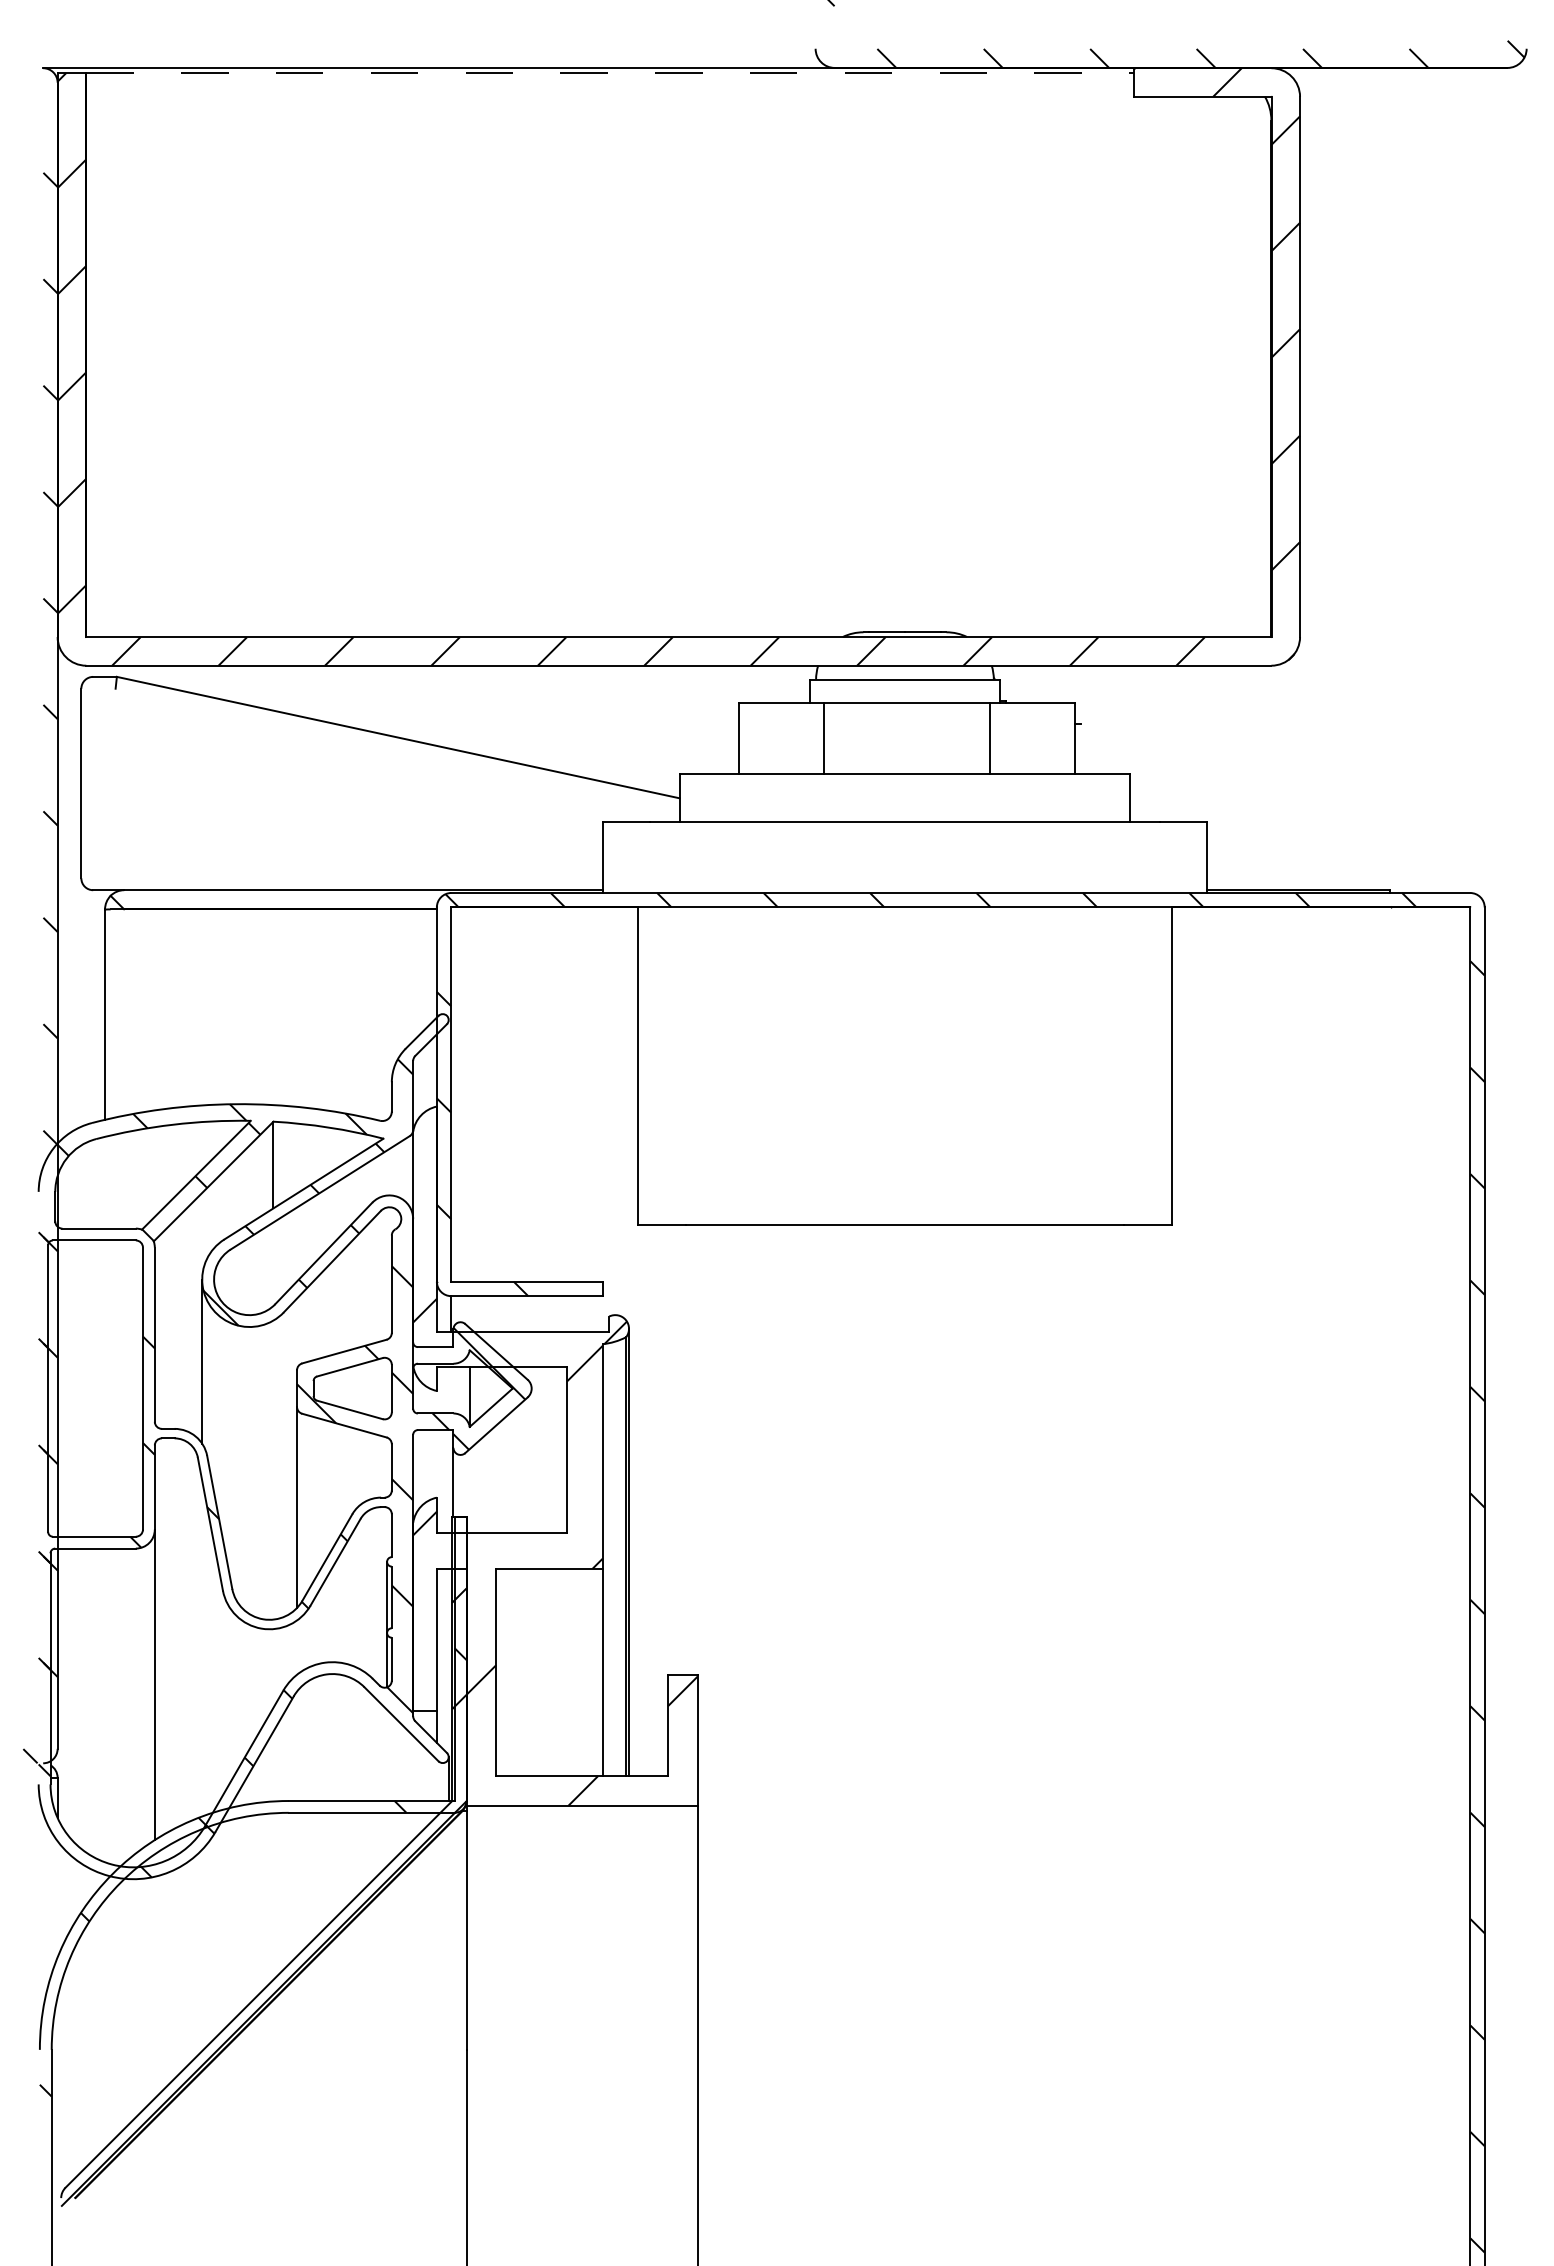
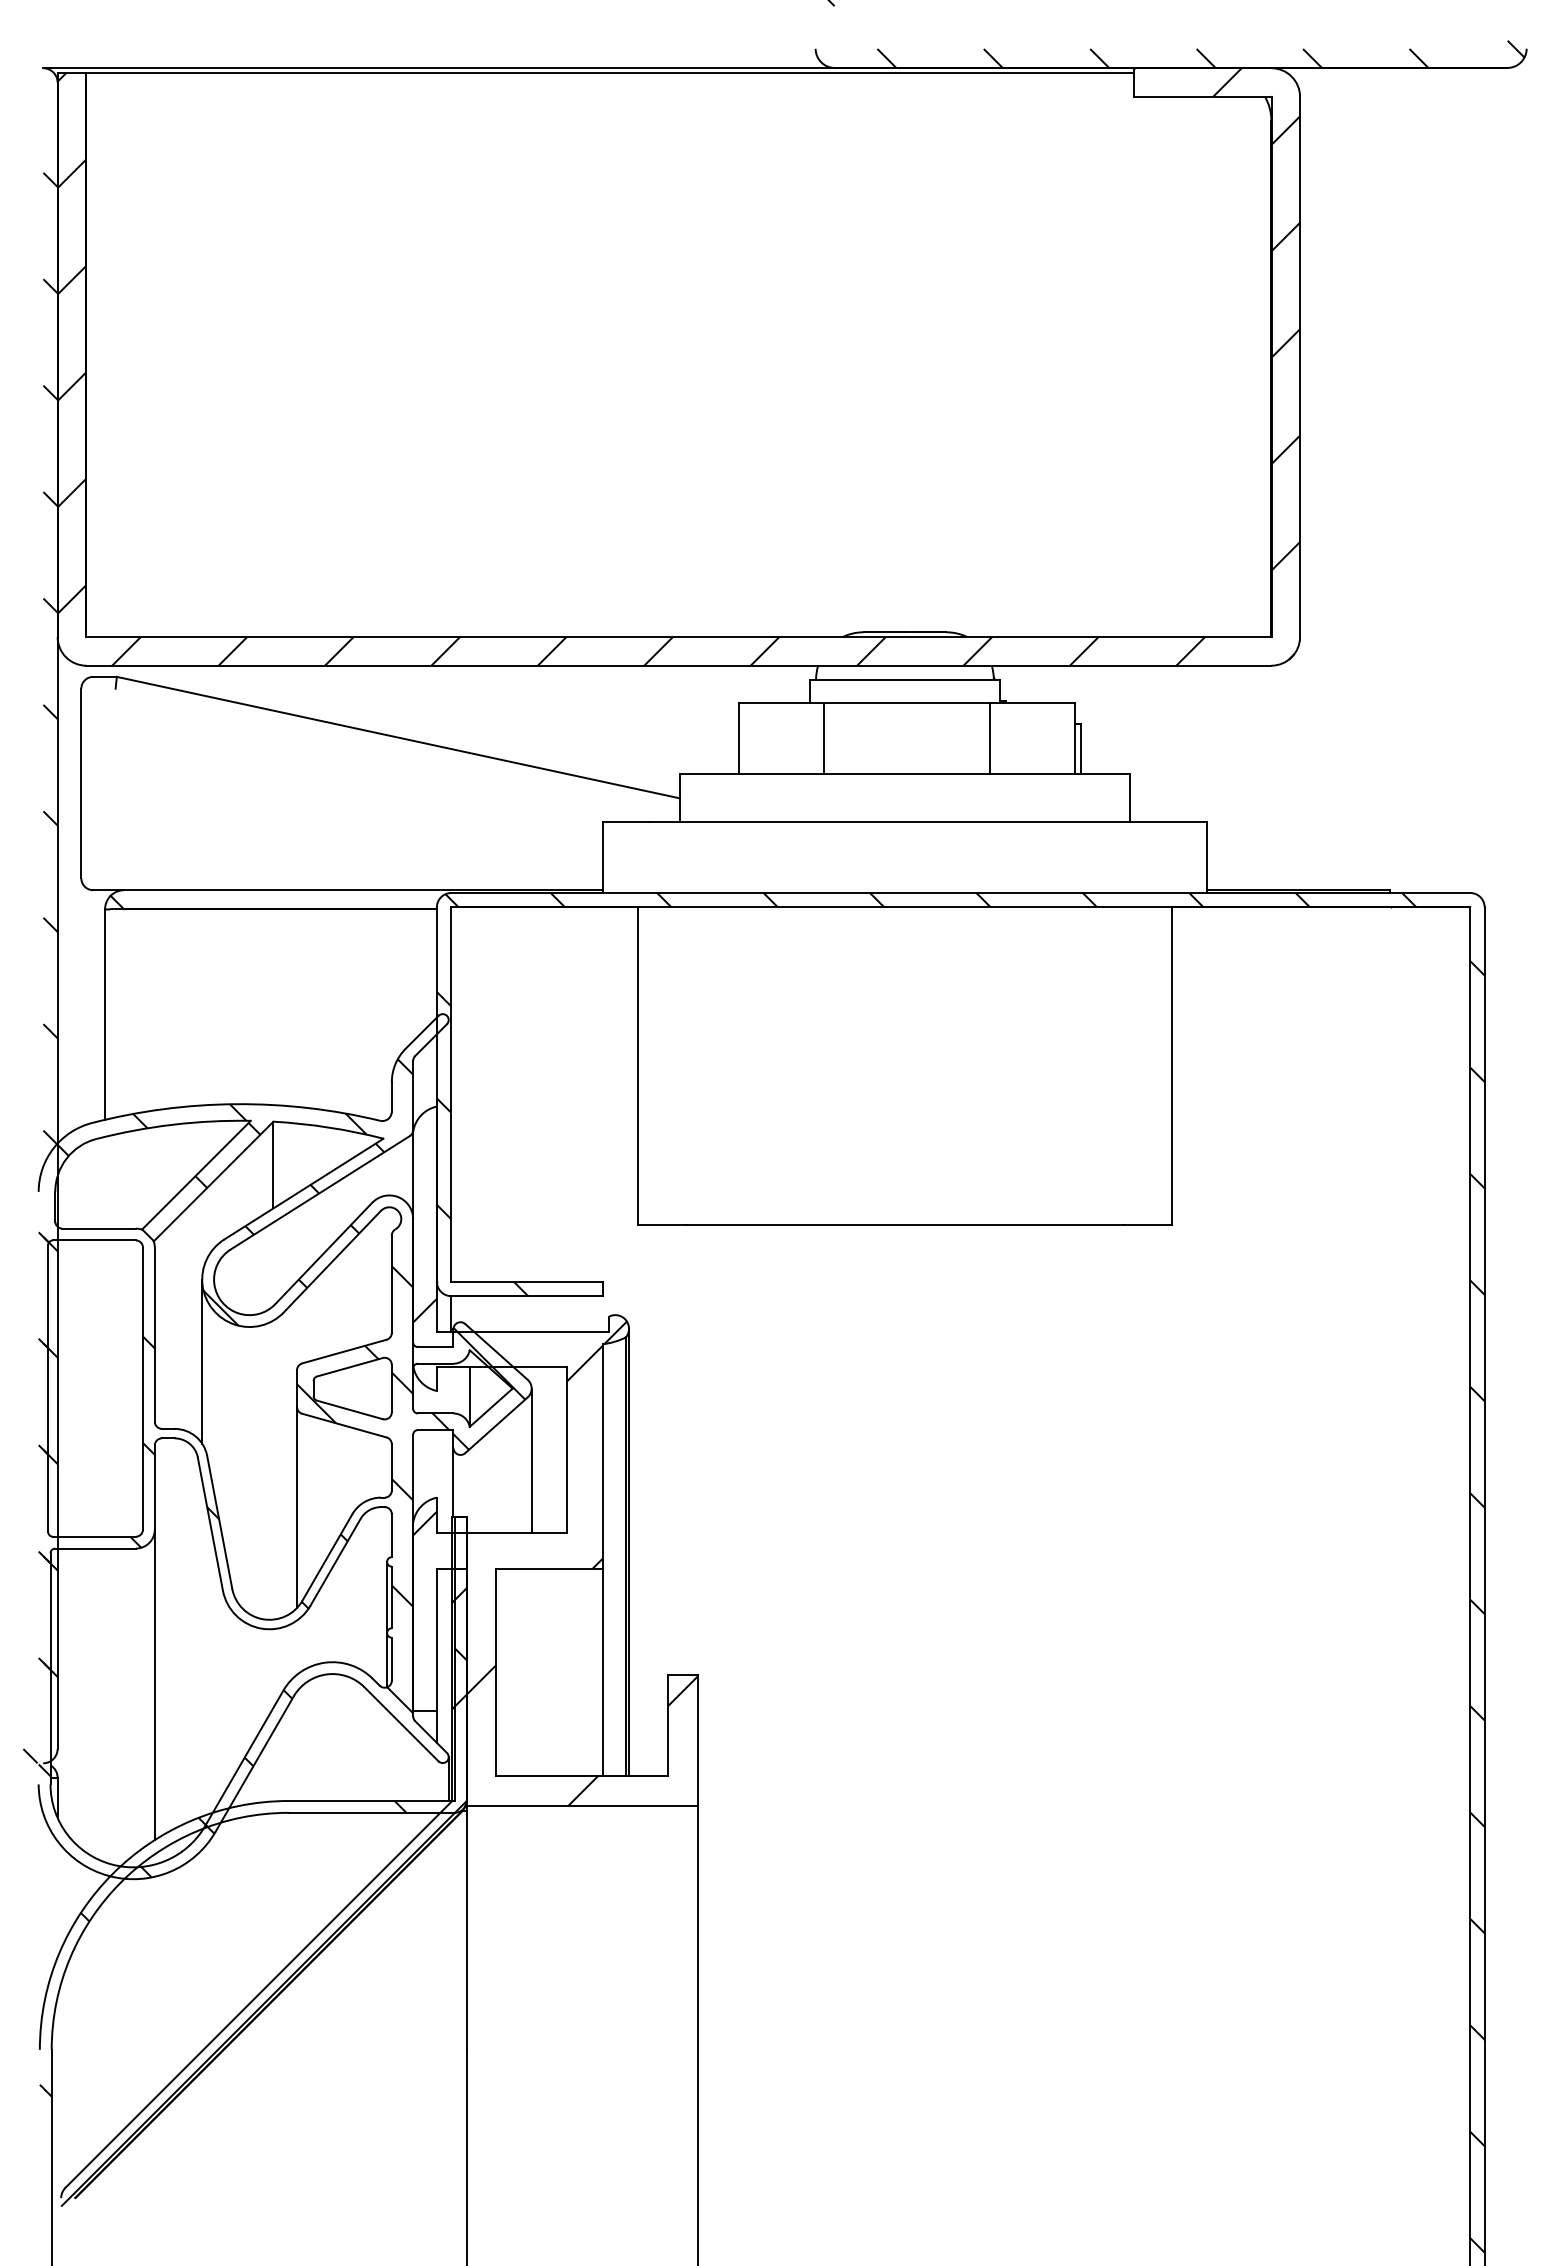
line: dashed -> solid (610, 73)
line: none -> present (1081, 749)
line: none -> present (531, 1460)
